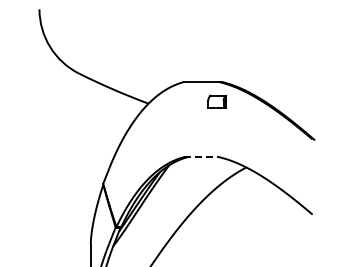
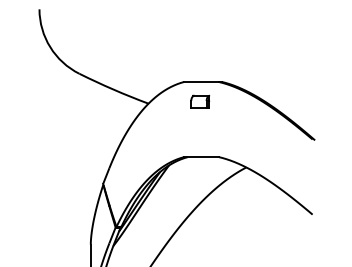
part position: (217, 101) -> (200, 101) (200, 101)
line: dashed -> solid (202, 157)
